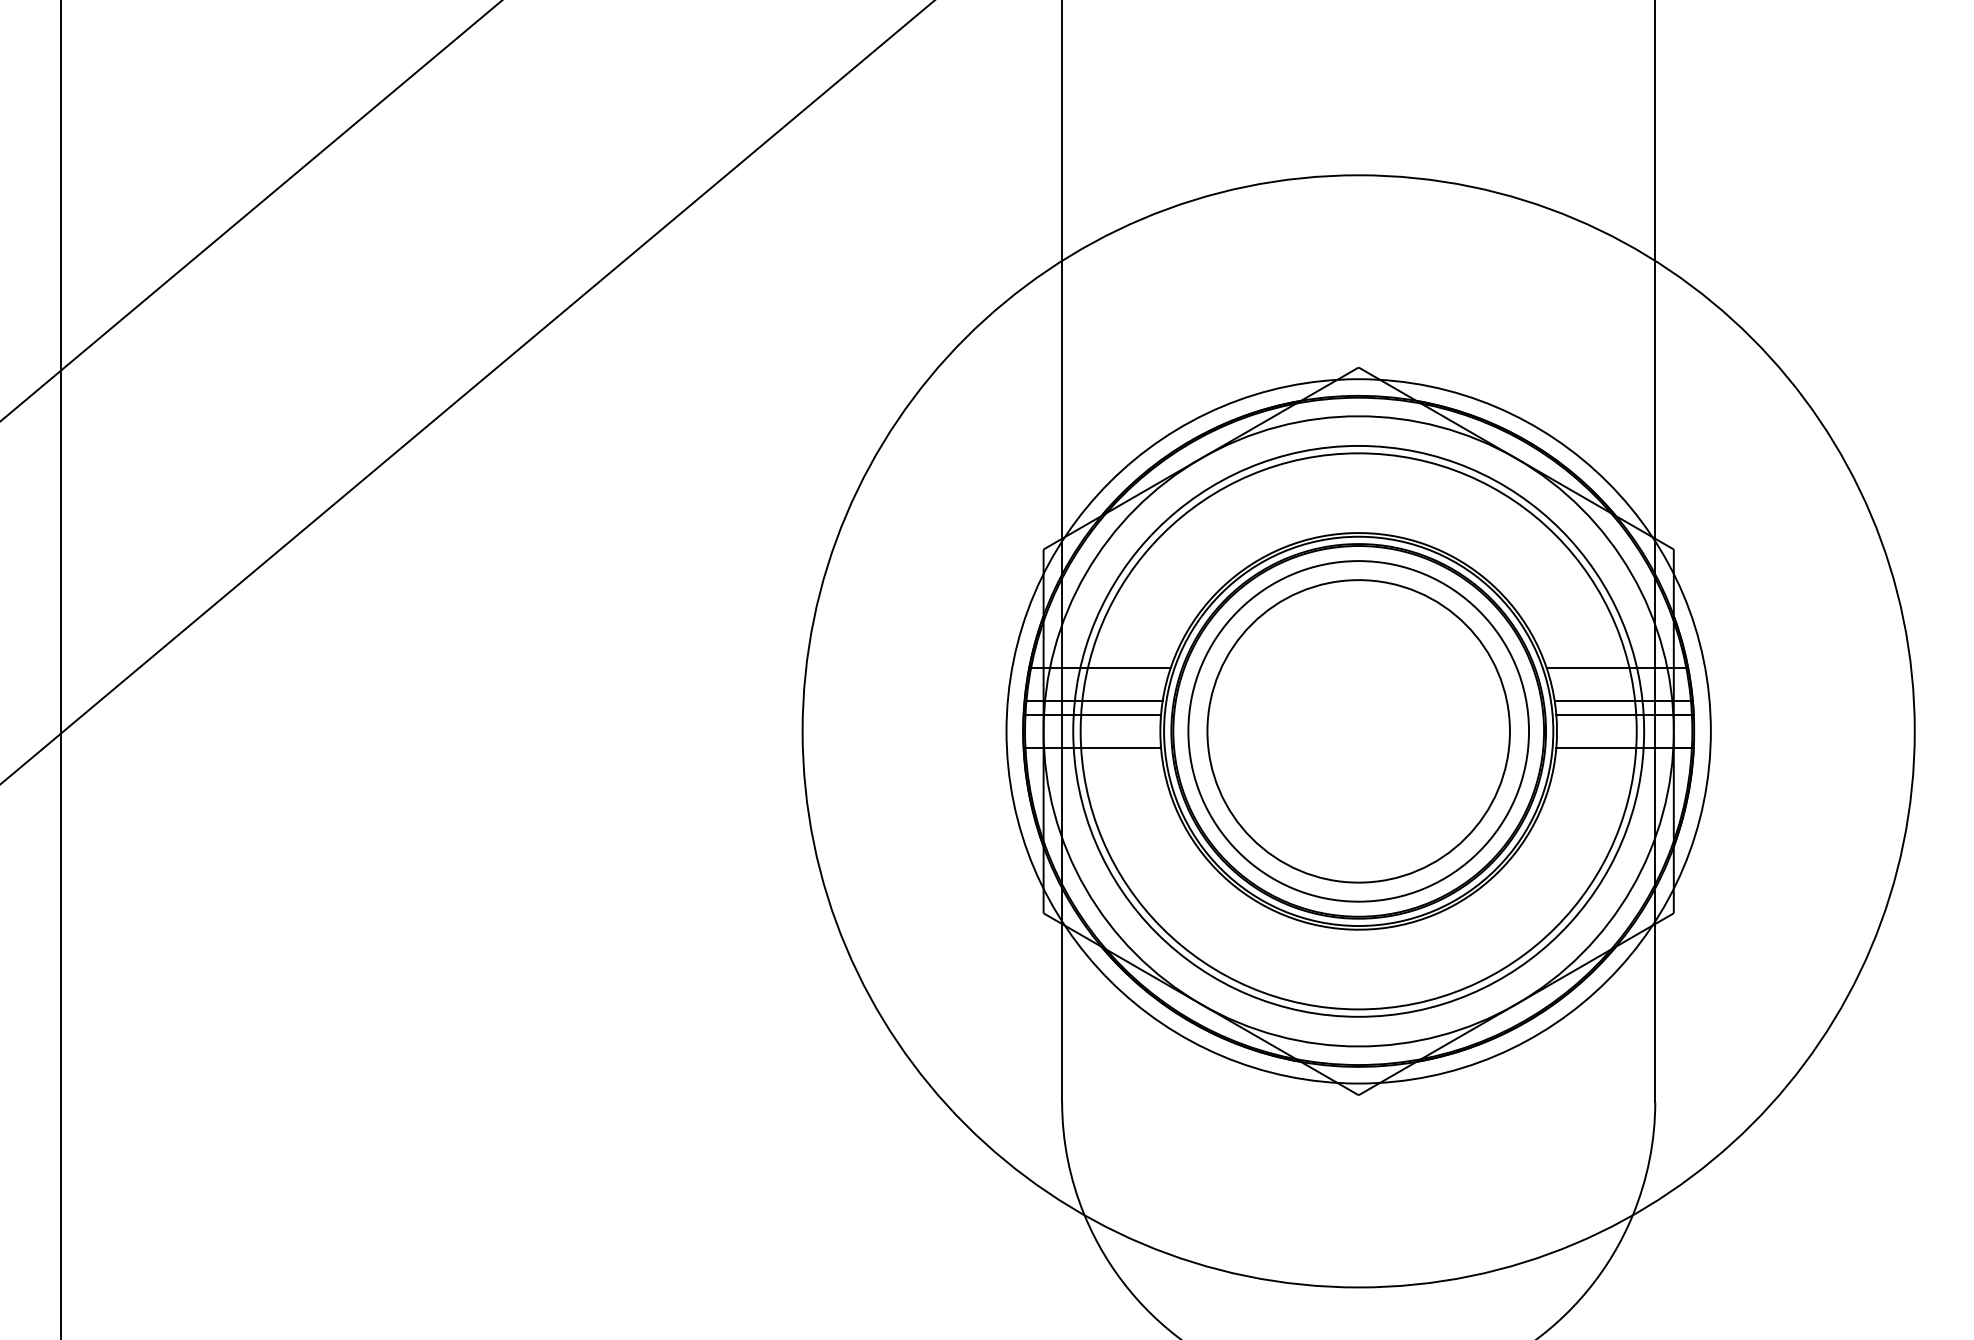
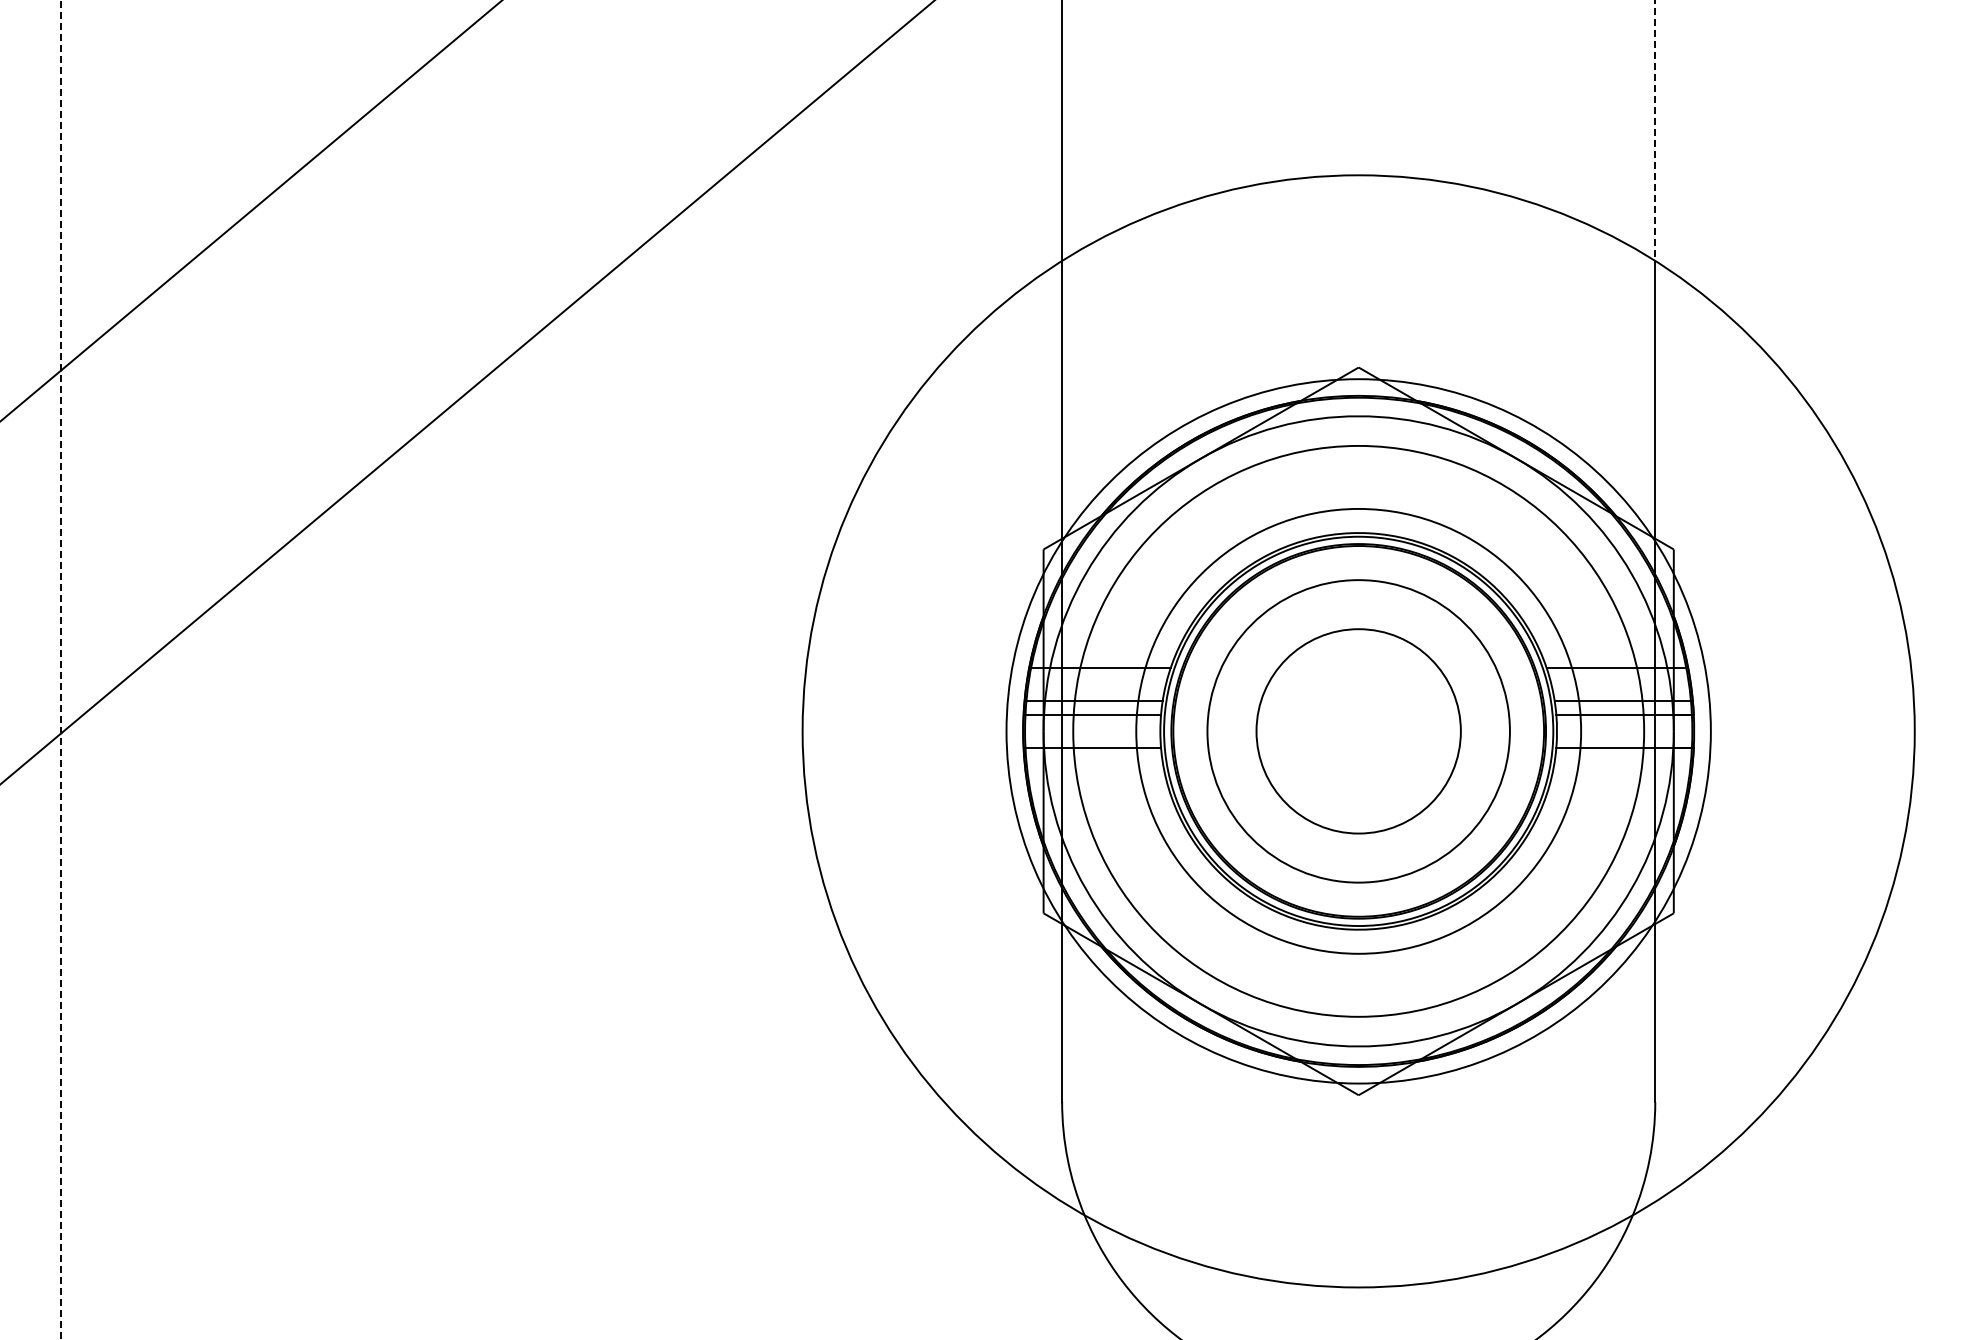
line: solid -> dashed (1655, 131)
line: solid -> dashed (61, 669)
circle diameter: 341 px -> 204 px (1358, 731)
circle diameter: 556 px -> 445 px (1358, 730)
